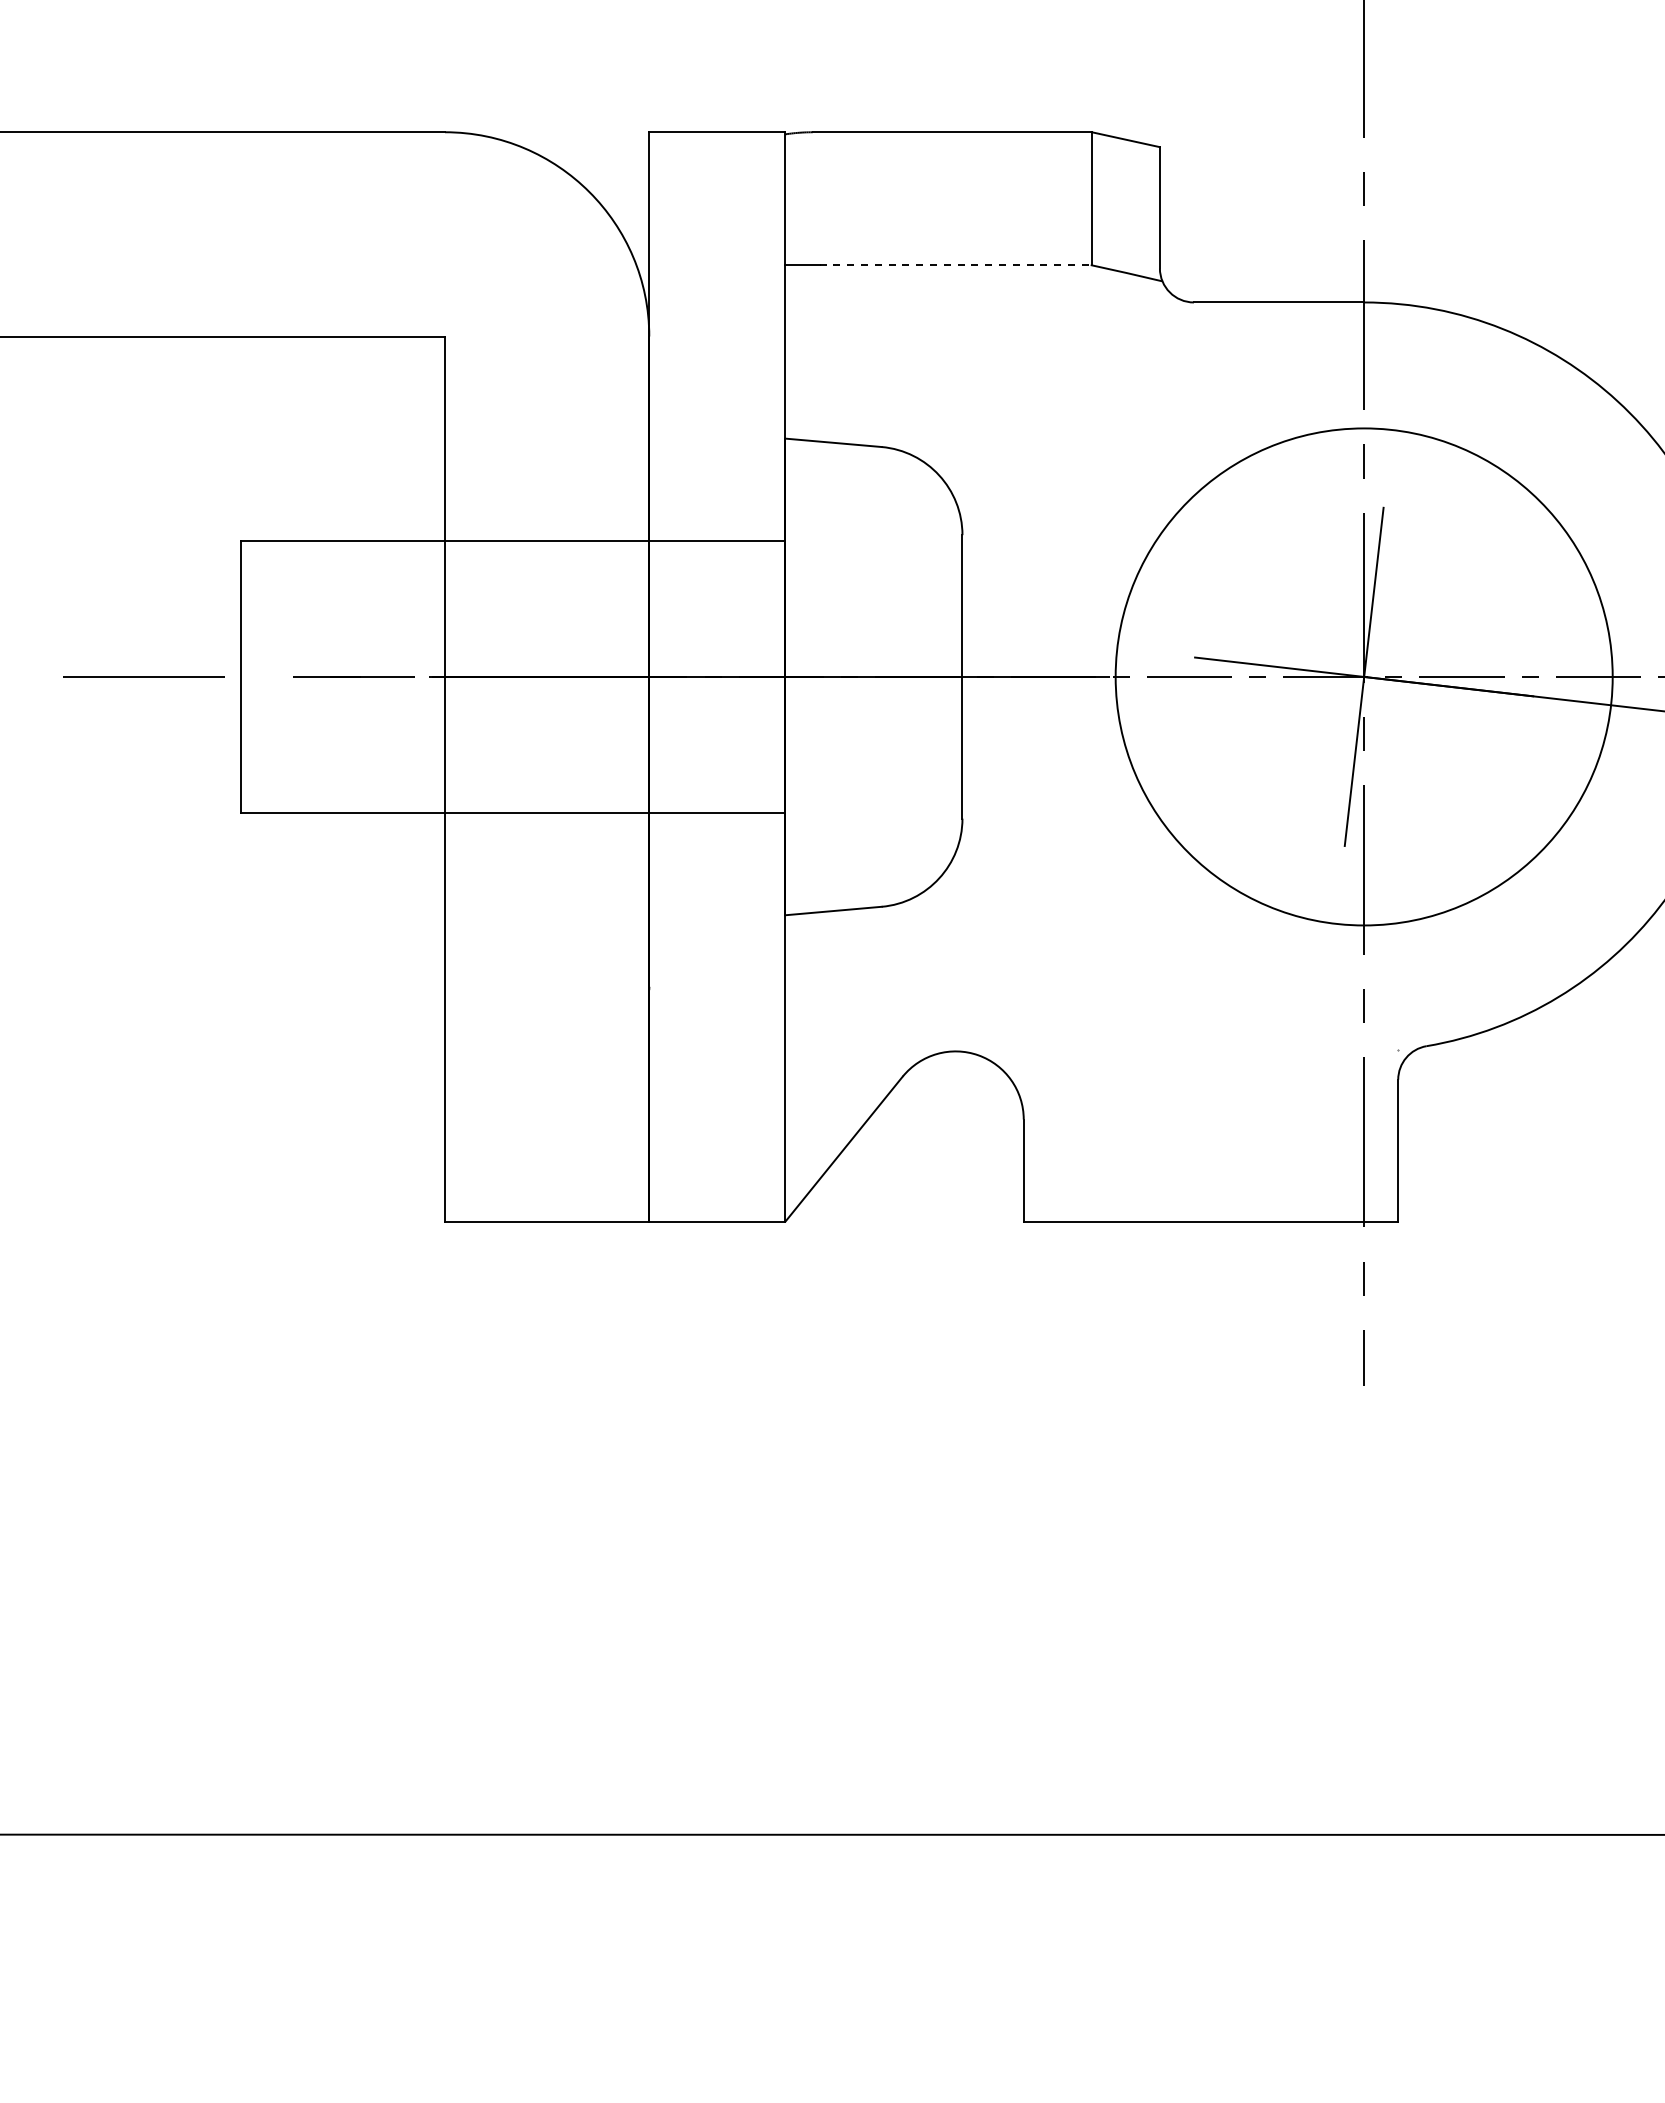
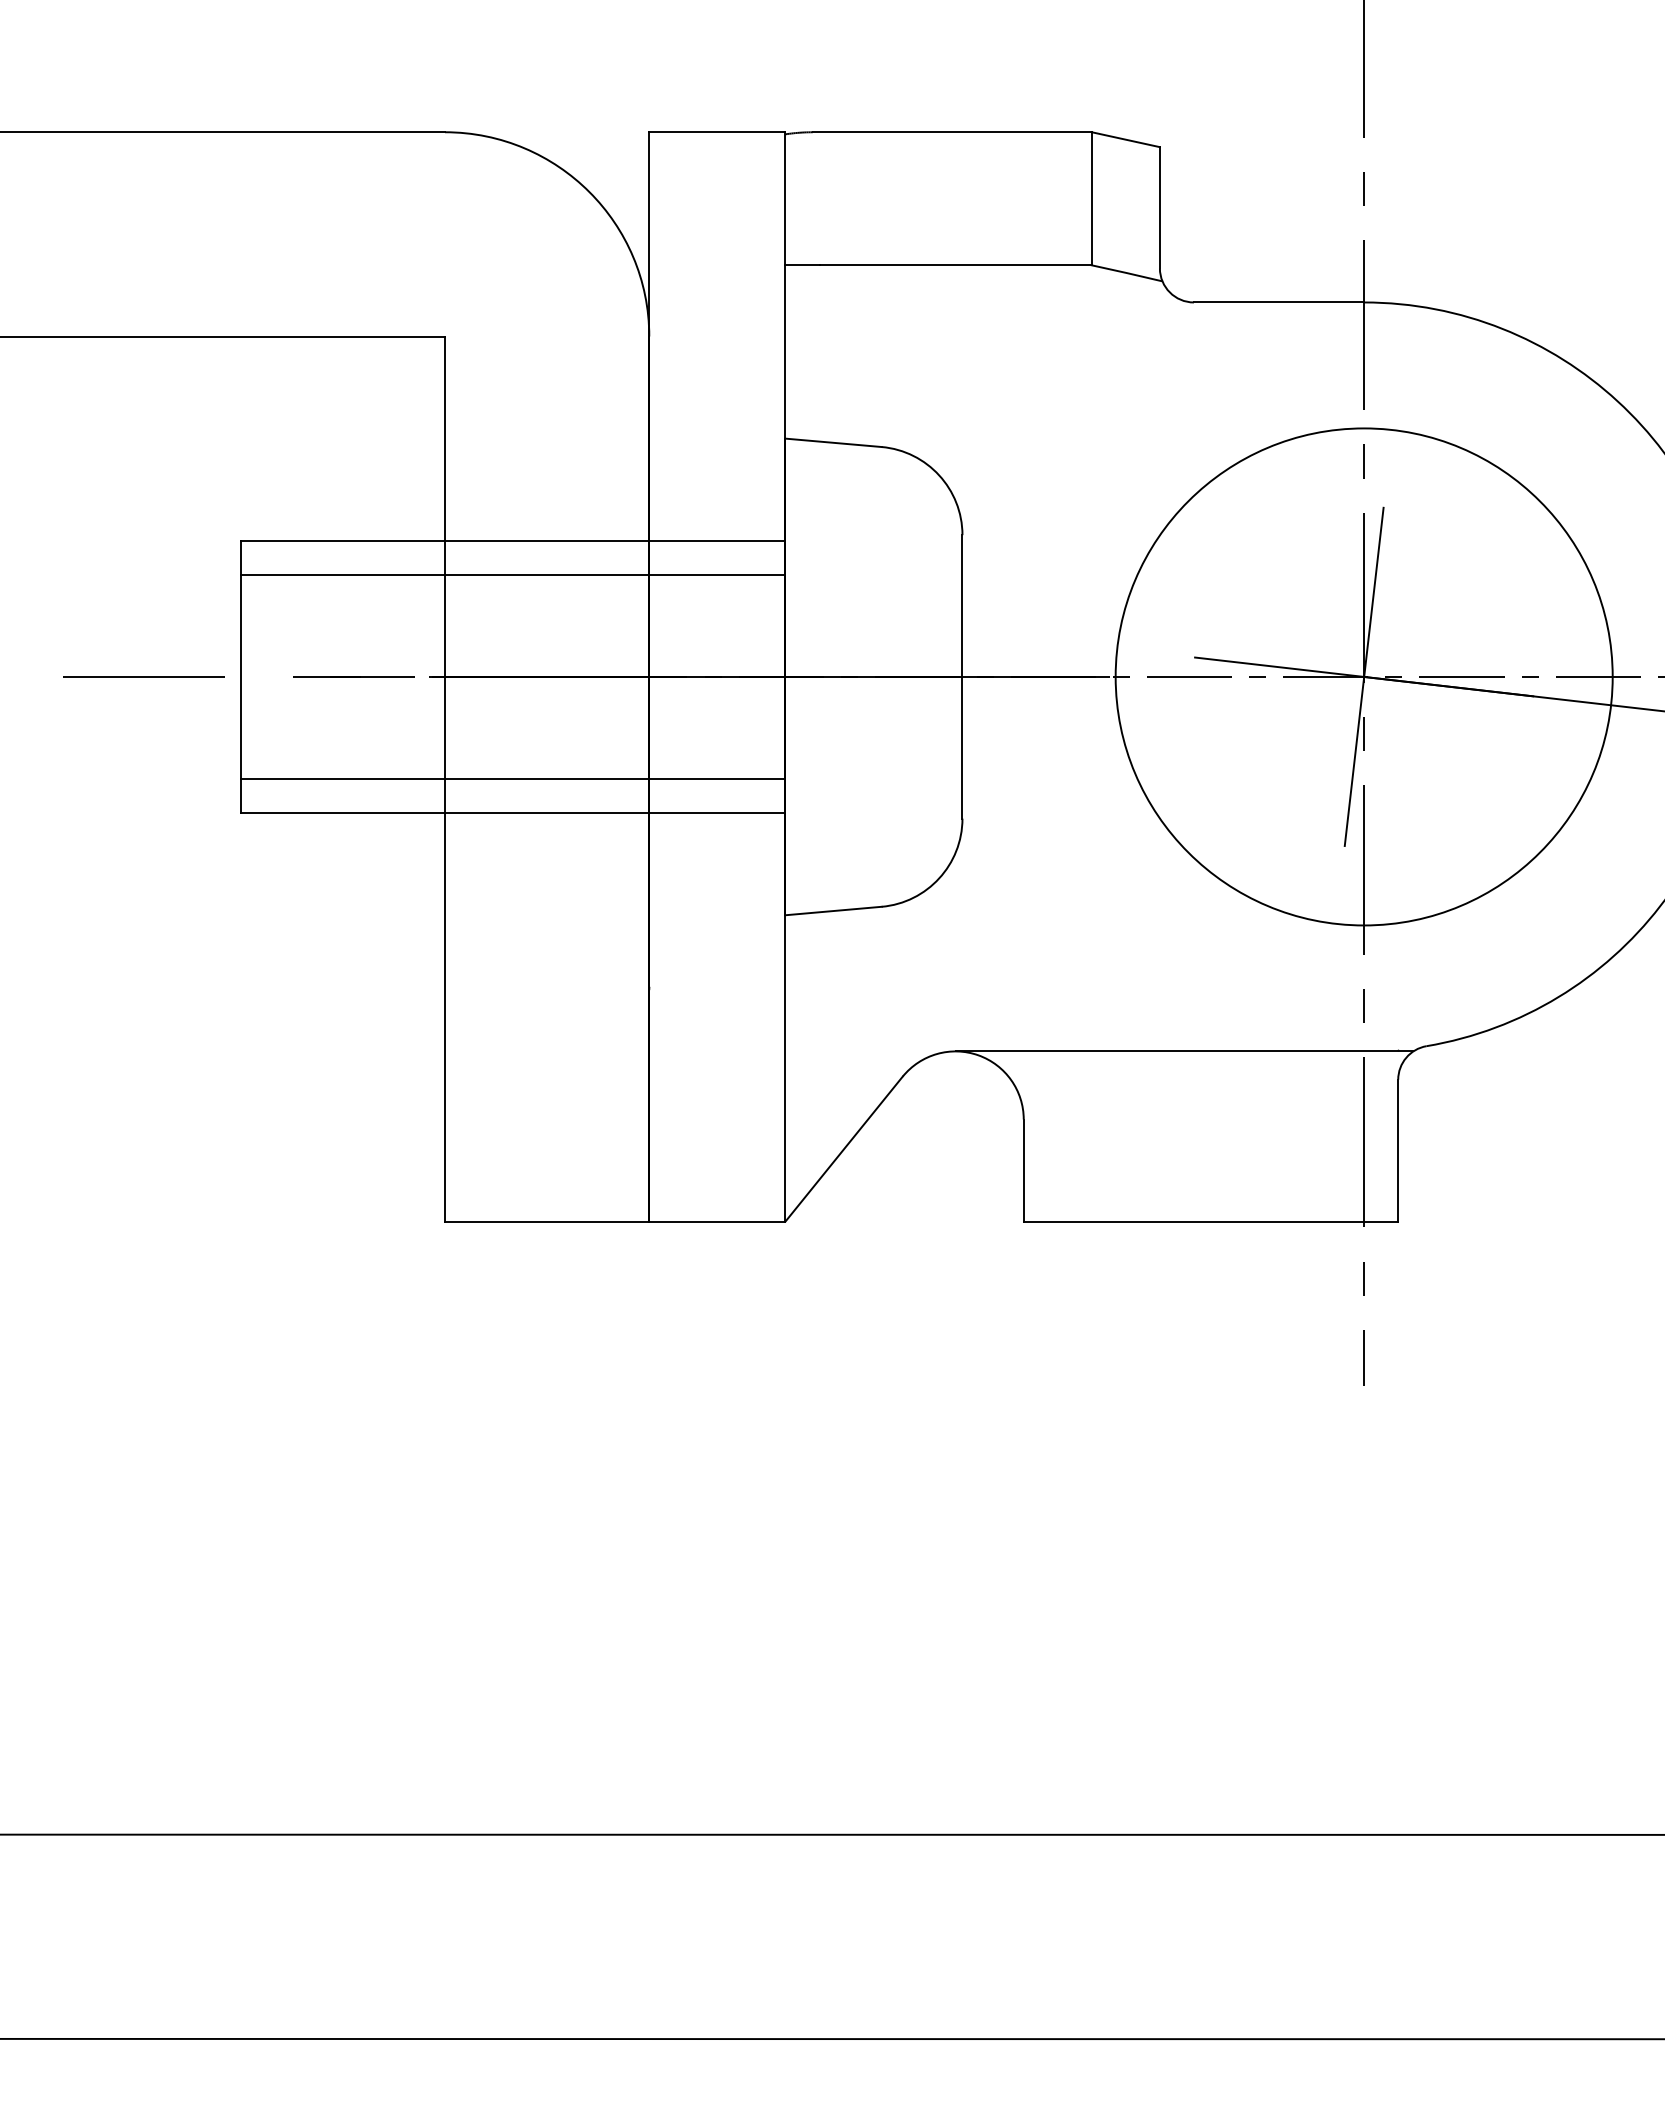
line: dashed -> solid (956, 265)
line: none -> present (512, 574)
line: none -> present (512, 779)
line: none -> present (1184, 1051)
line: none -> present (831, 2038)
